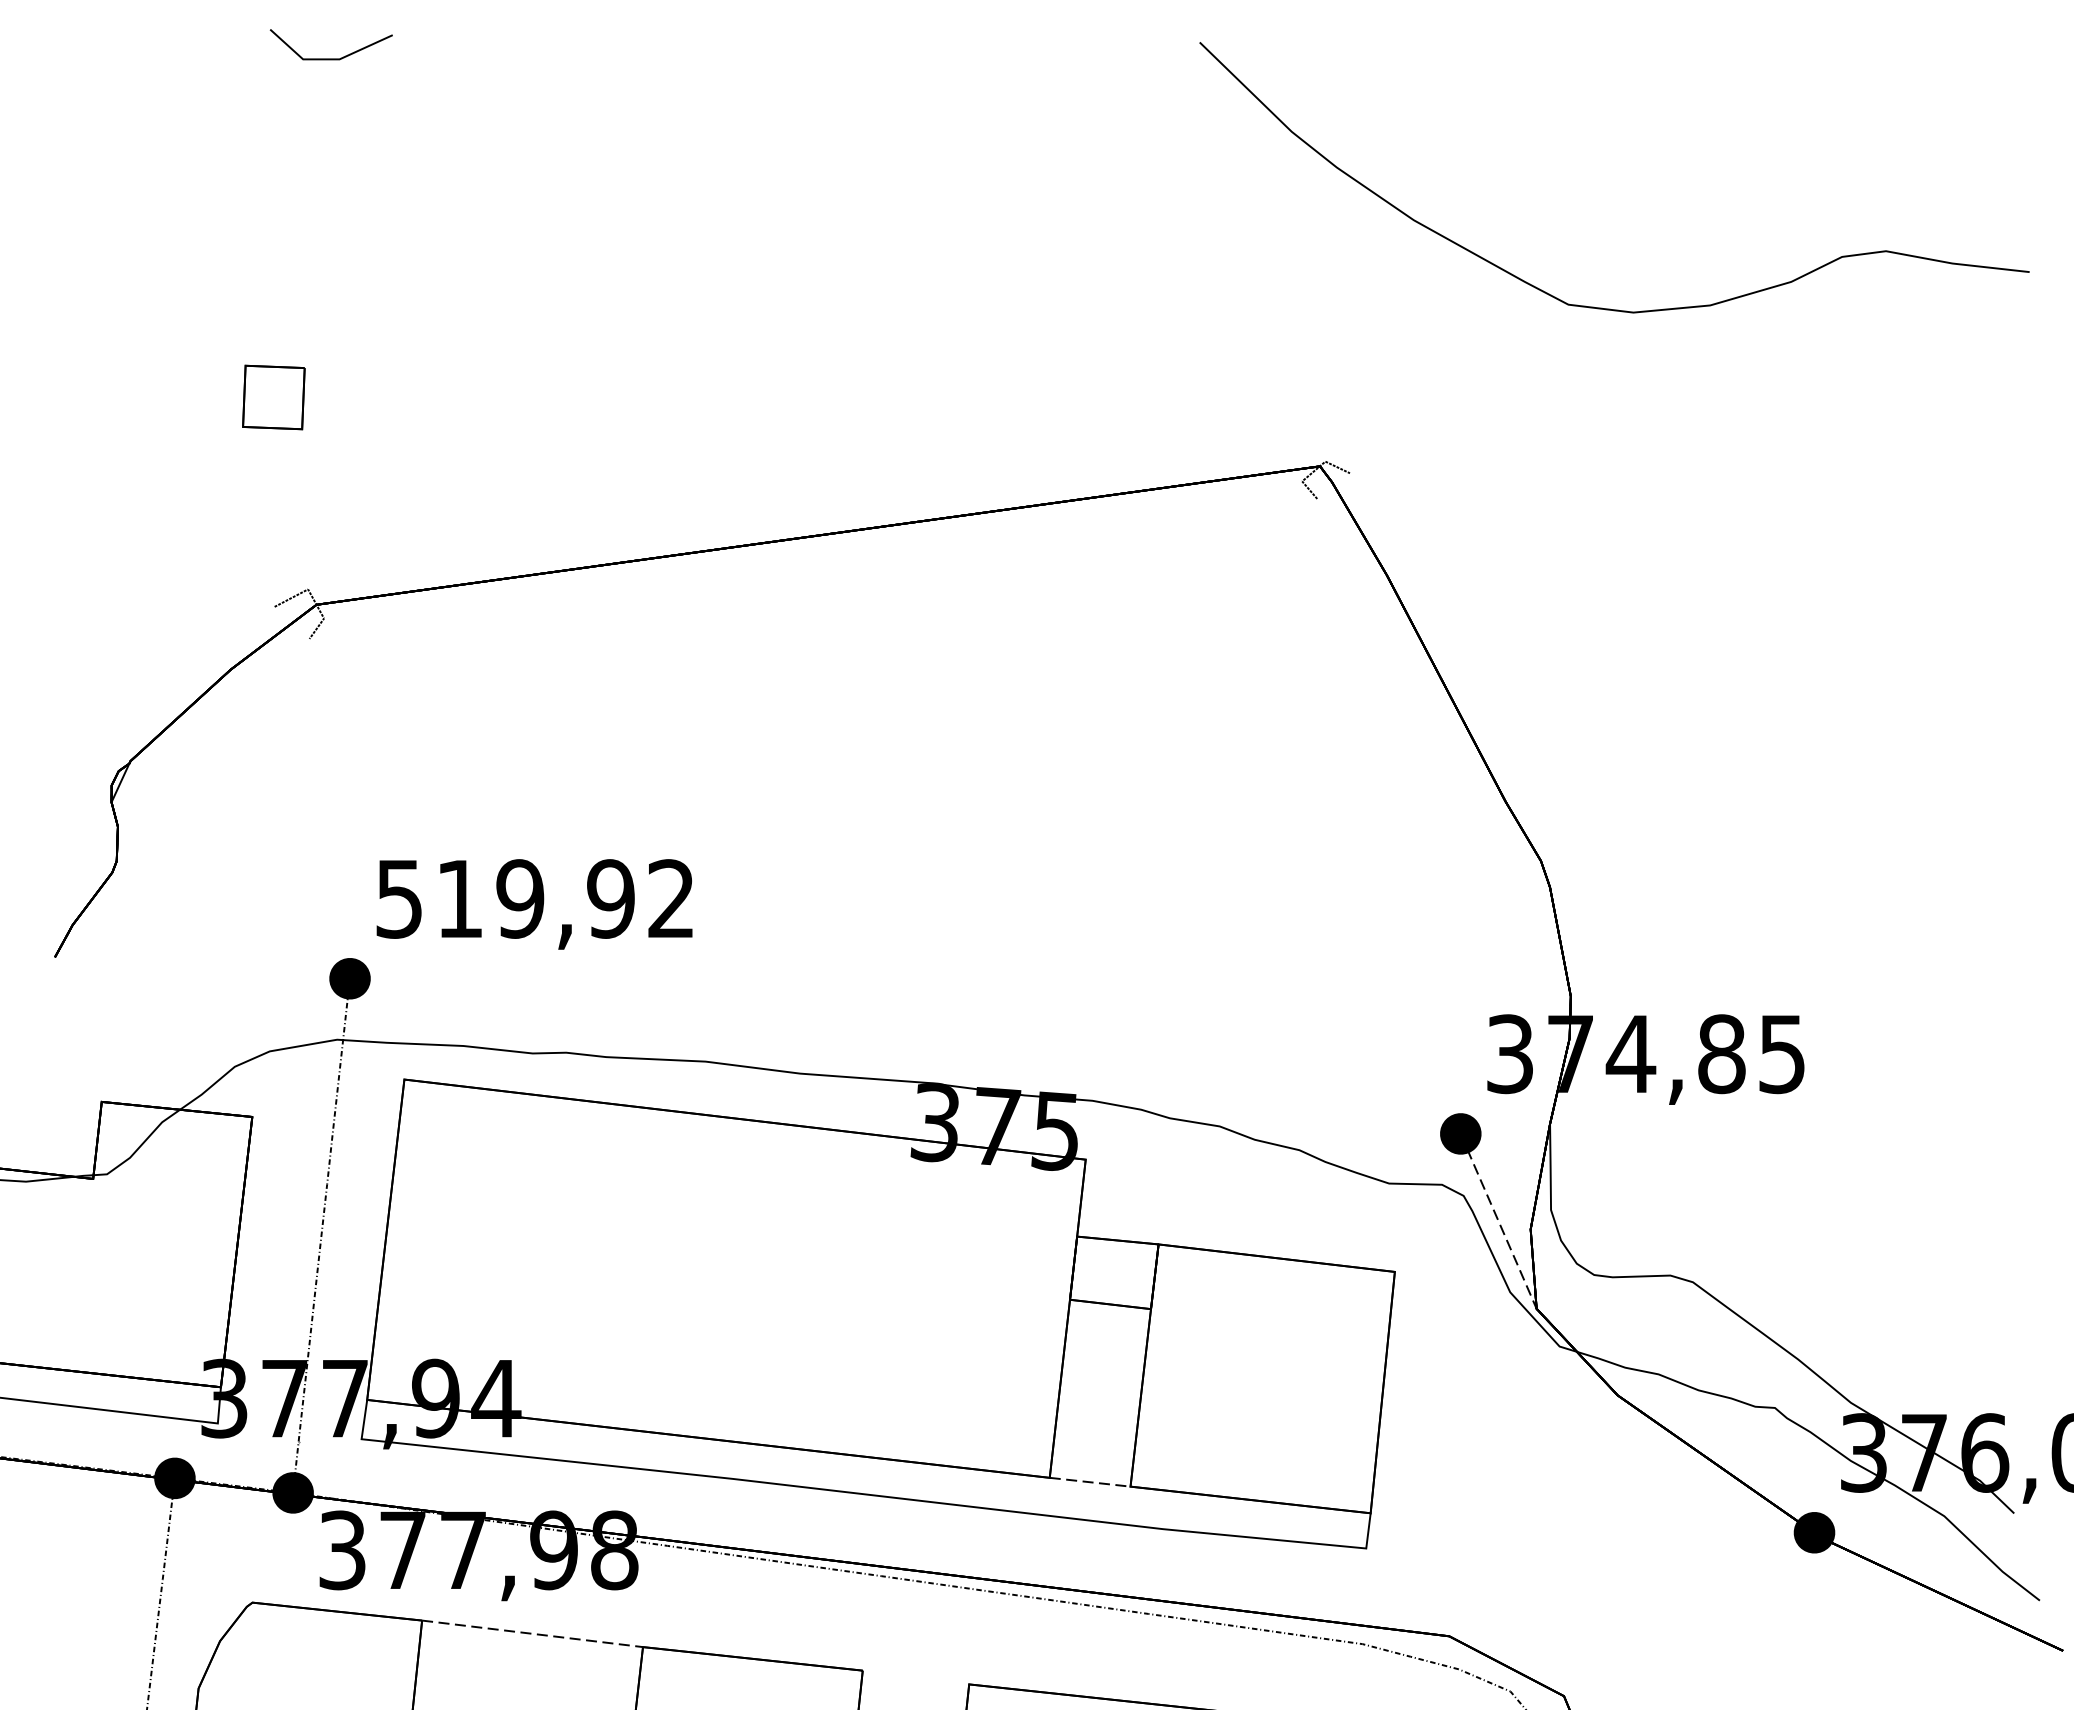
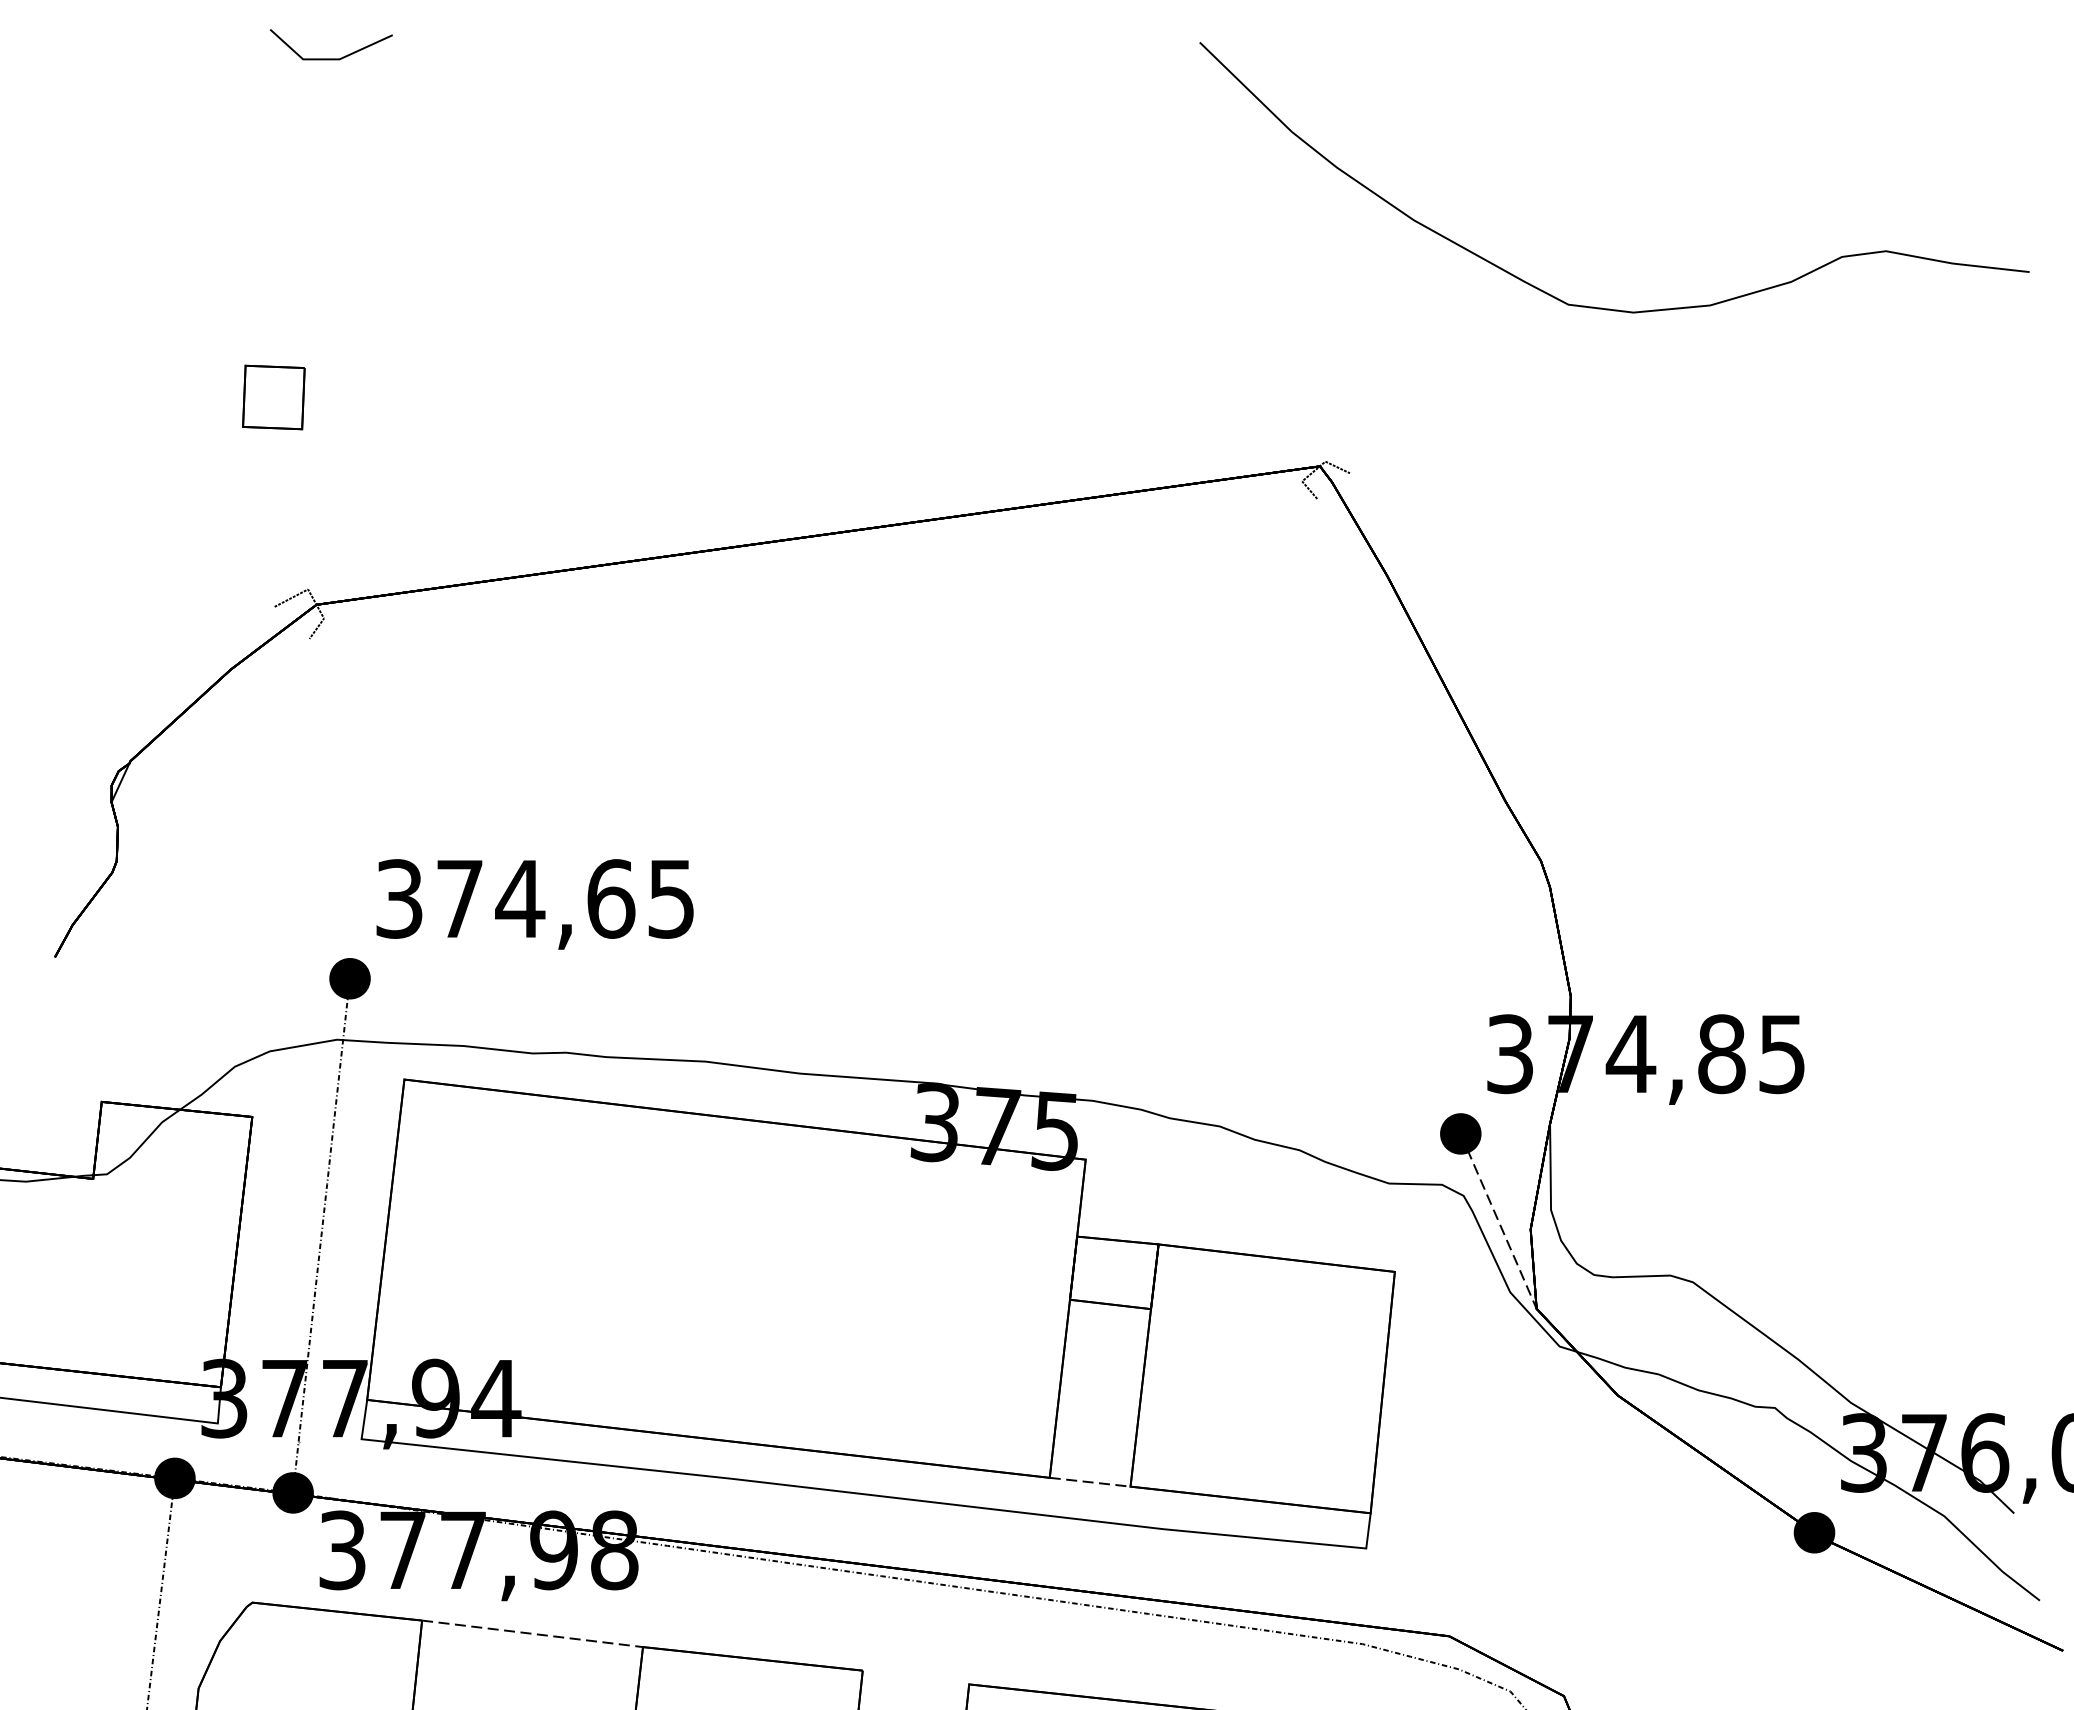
text: 519,92 -> 374,65 (534, 898)
